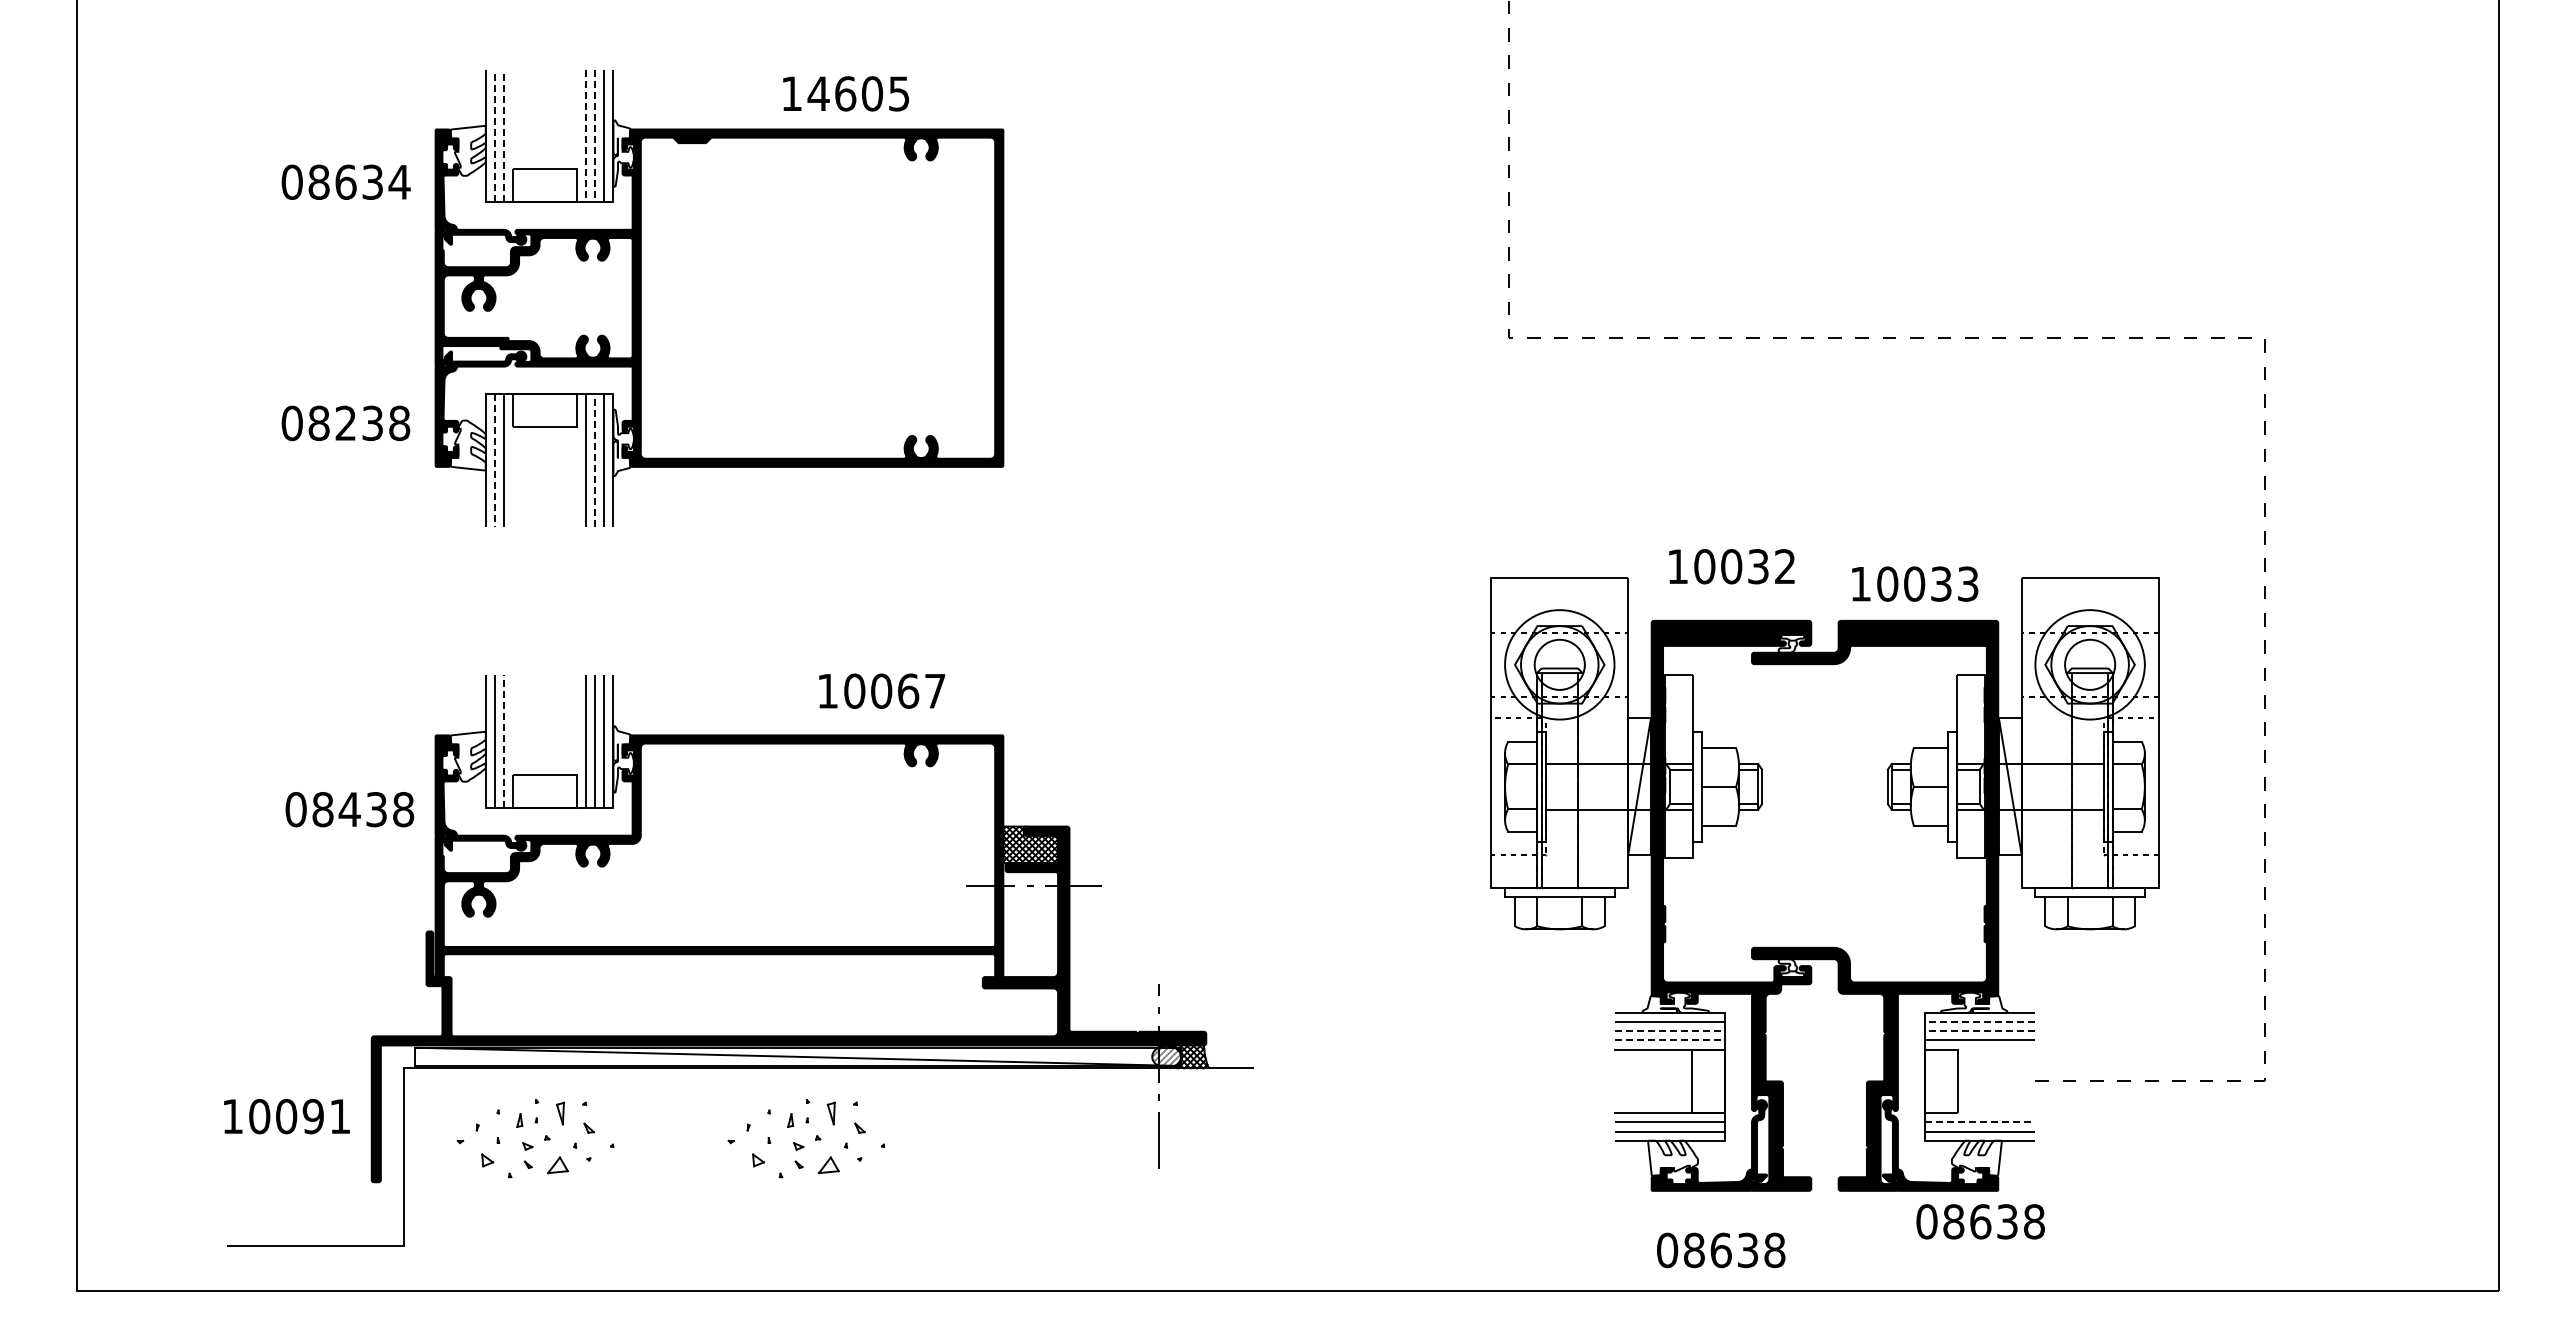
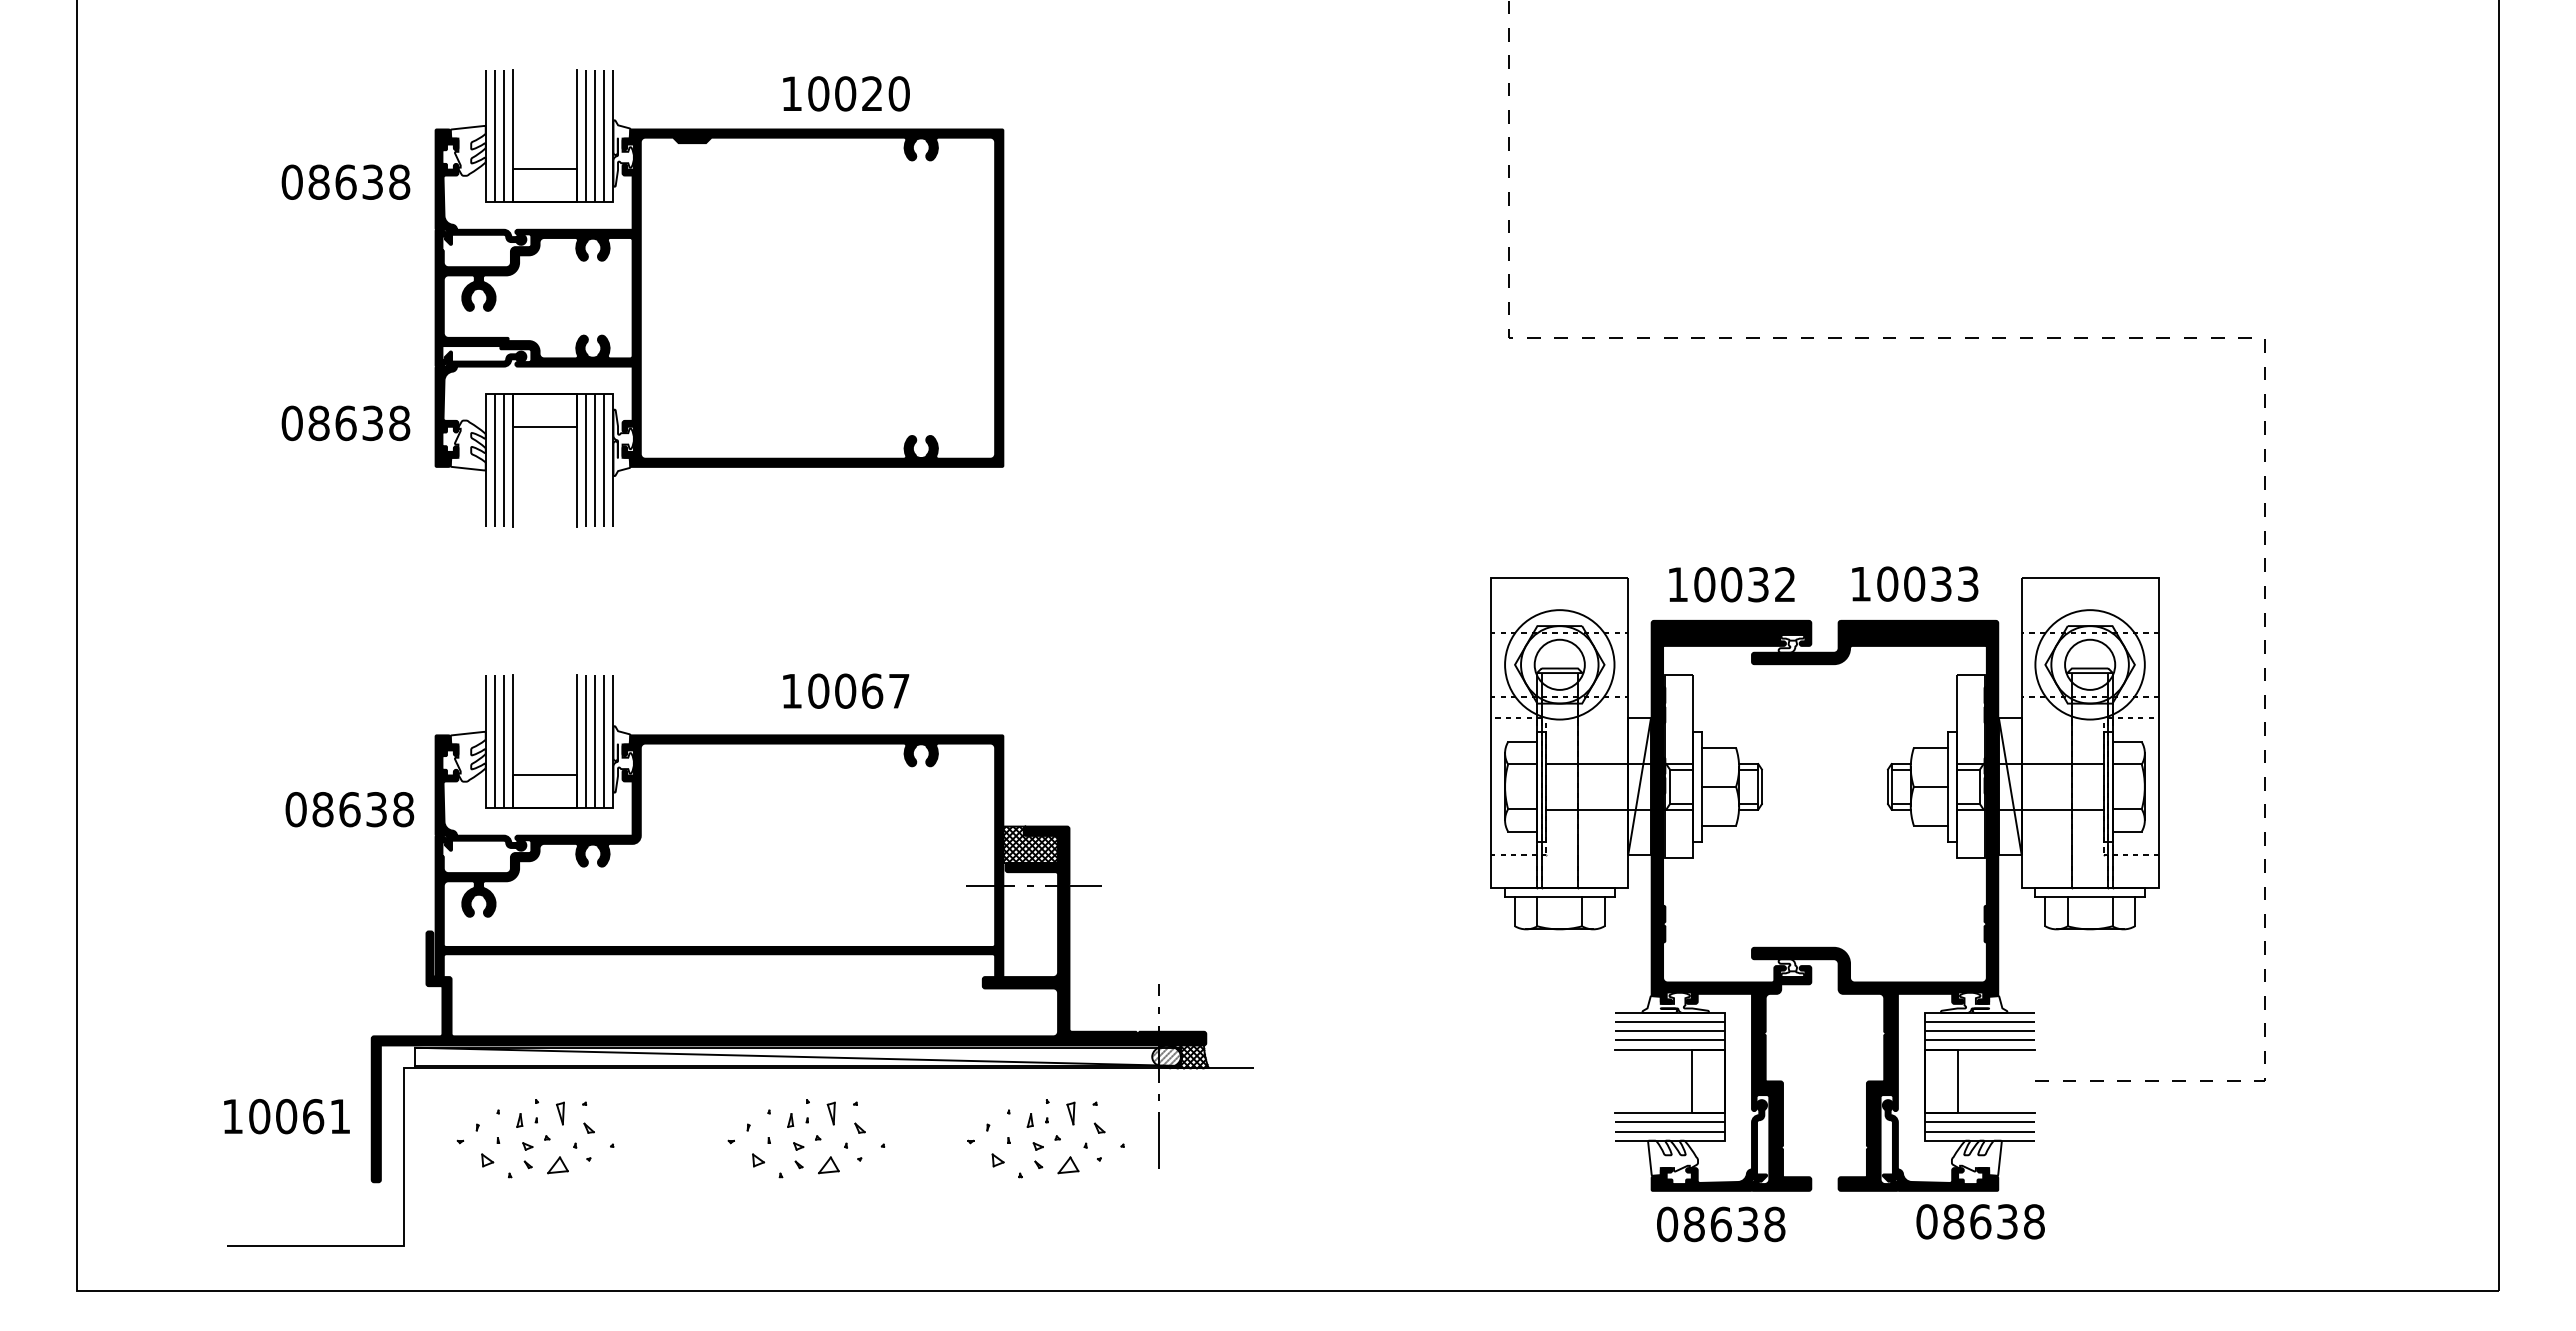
text: 14605 -> 10020 (858, 93)
line: dashed -> solid (494, 135)
line: dashed -> solid (504, 135)
line: none -> present (513, 135)
line: none -> present (576, 135)
line: dashed -> solid (586, 136)
line: dashed -> solid (595, 136)
text: 08634 -> 08638 (399, 181)
text: 08238 -> 08638 (345, 423)
line: none -> present (513, 459)
line: none -> present (576, 459)
line: dashed -> solid (595, 459)
line: dashed -> solid (494, 460)
text position: (1731, 566) -> (1731, 584) (1731, 584)
text position: (882, 690) -> (846, 690) (846, 690)
line: dashed -> solid (504, 741)
line: none -> present (513, 741)
line: none -> present (576, 741)
text: 08438 -> 08638 (349, 809)
line: dashed -> solid (1979, 1022)
line: dashed -> solid (1670, 1031)
line: dashed -> solid (1979, 1031)
line: dashed -> solid (1670, 1040)
line: none -> present (1980, 1049)
line: none -> present (1980, 1113)
text: 10091 -> 10061 (313, 1116)
line: dashed -> solid (1980, 1122)
part: none -> present (1042, 1145)
text position: (1721, 1250) -> (1721, 1224) (1721, 1224)
